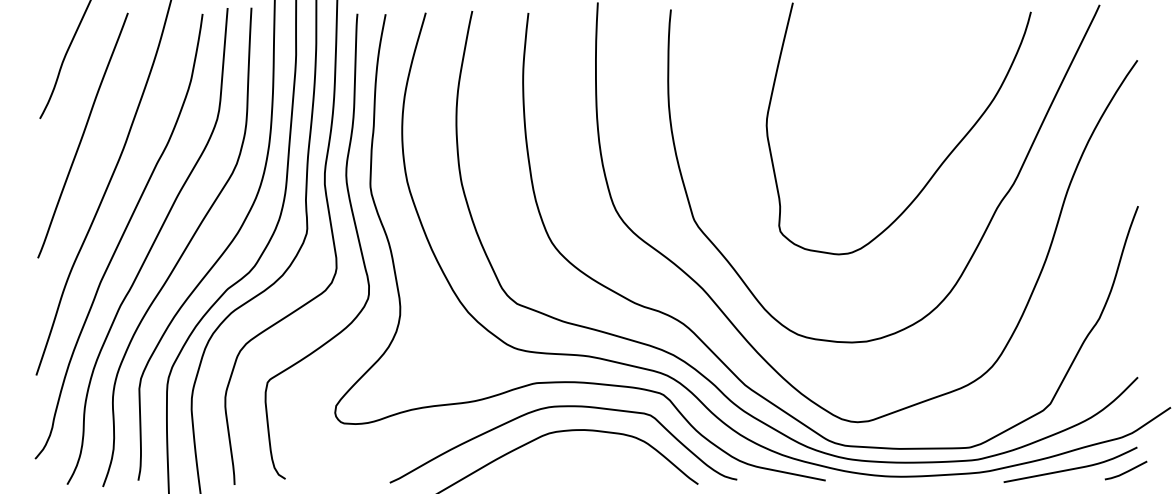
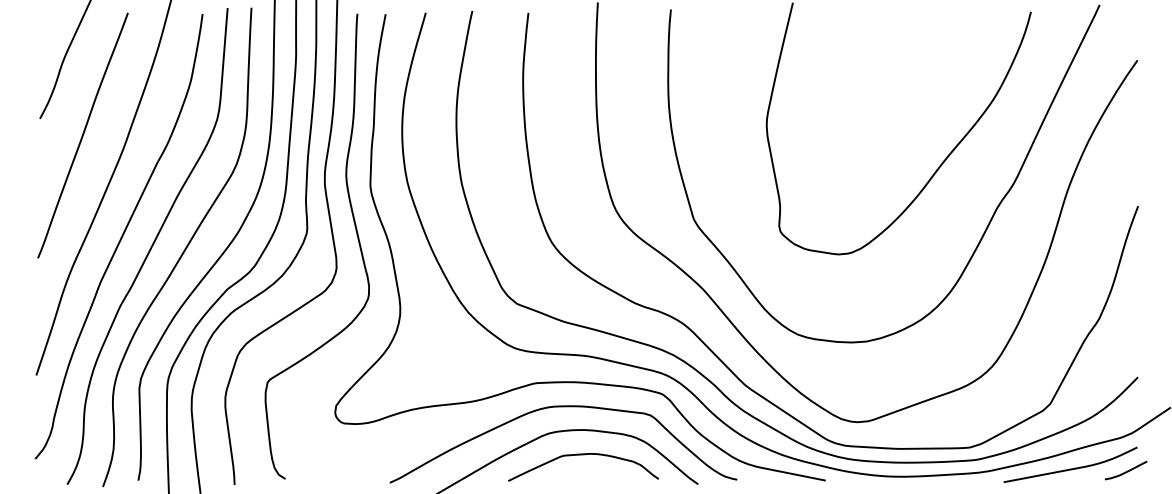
curve: none -> present (583, 455)
